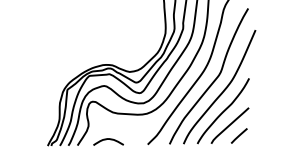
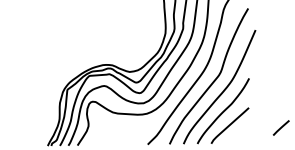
line position: (238, 135) -> (280, 127) (280, 127)
curve: present -> none (108, 139)
